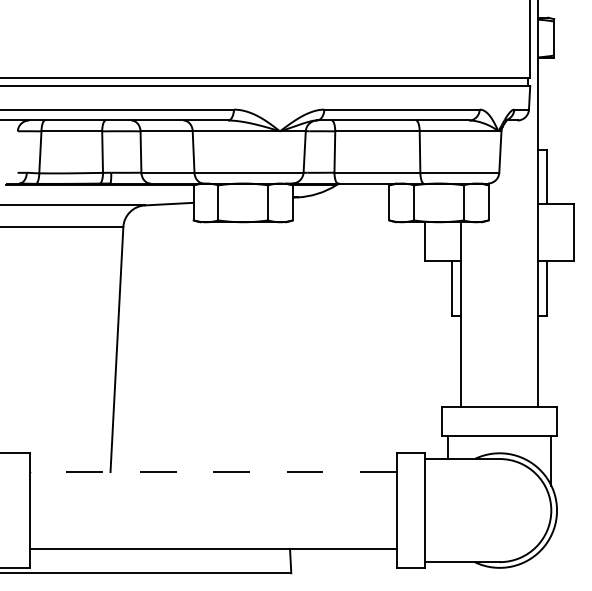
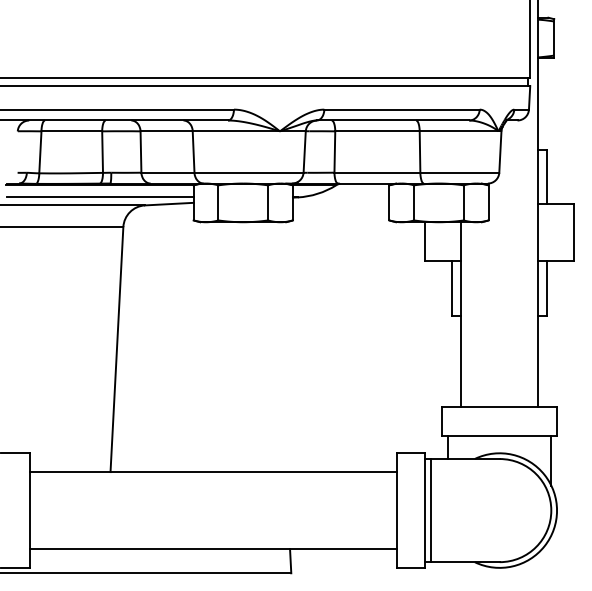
line: none -> present (99, 197)
line: dashed -> solid (212, 472)
line: none -> present (430, 510)
